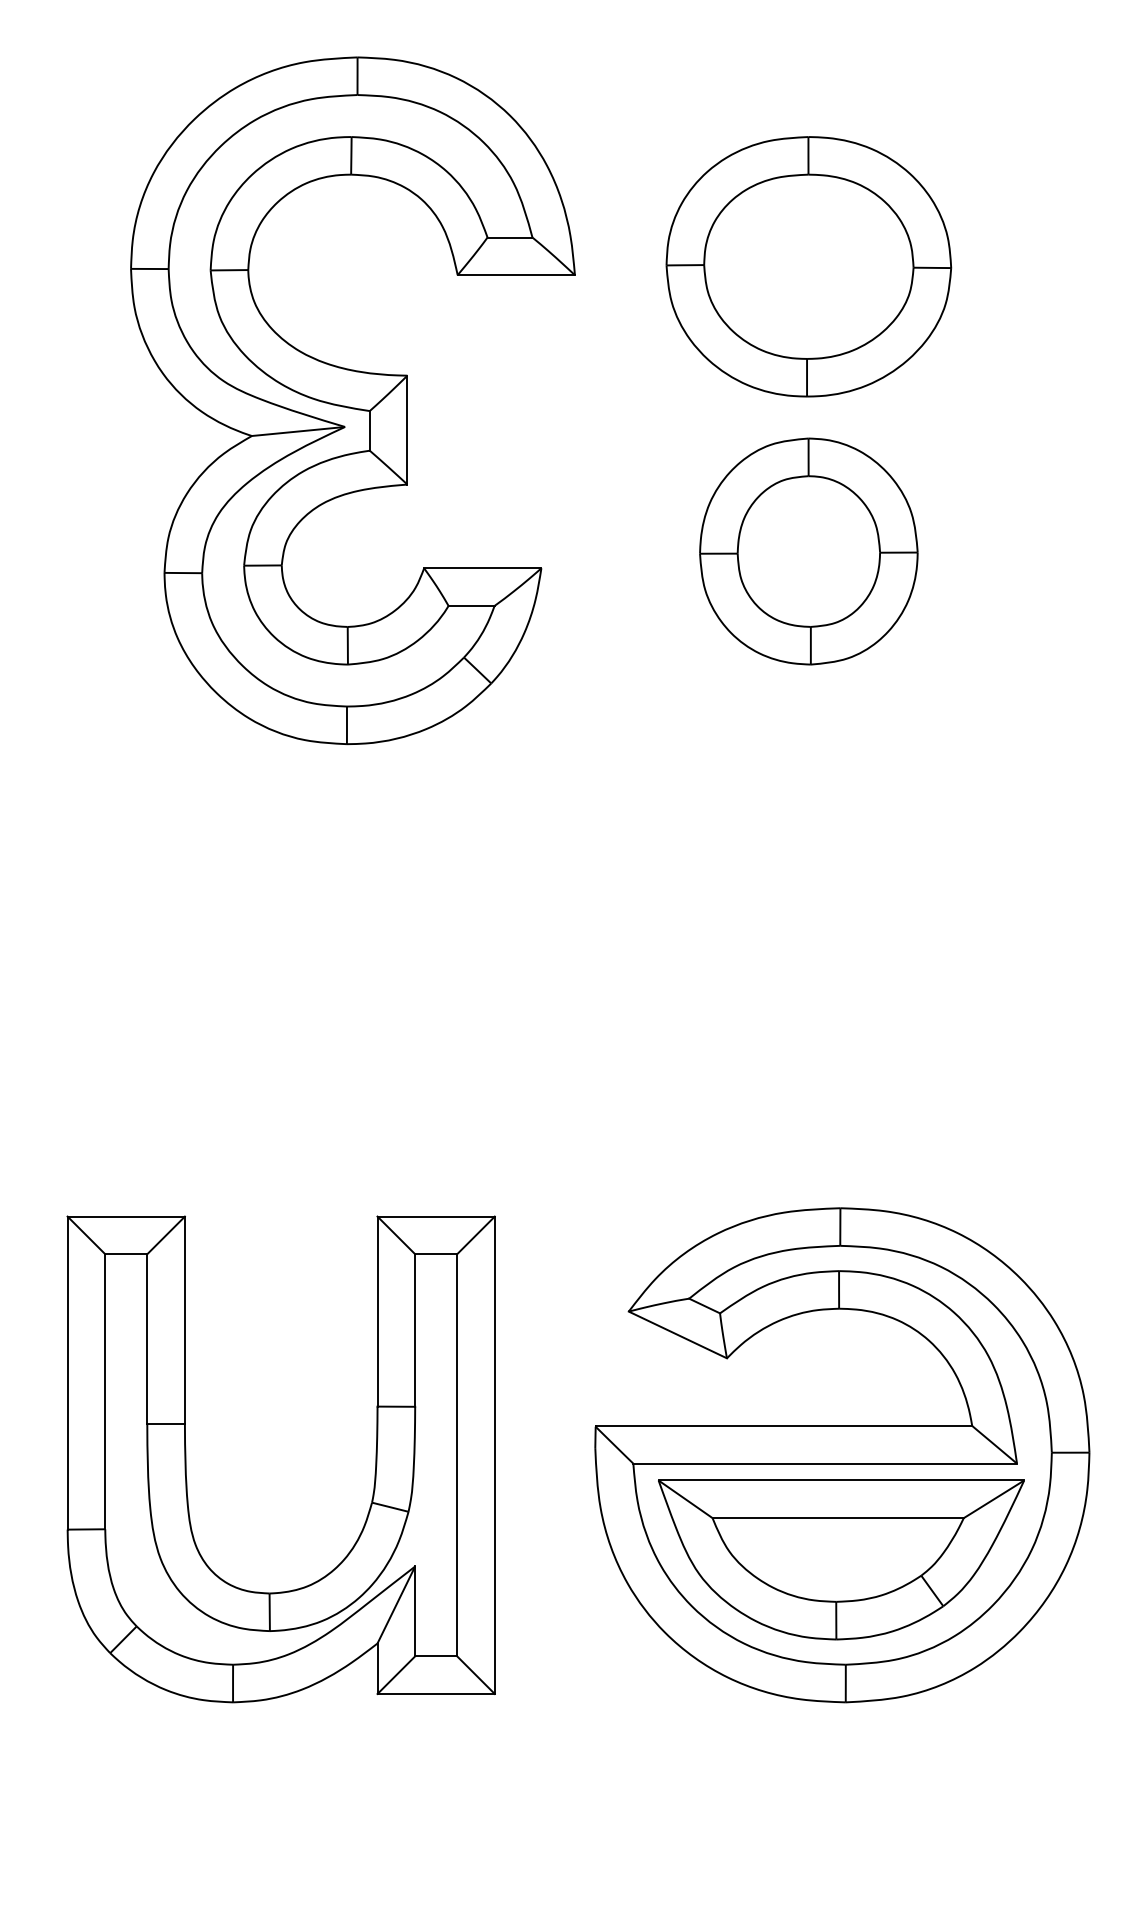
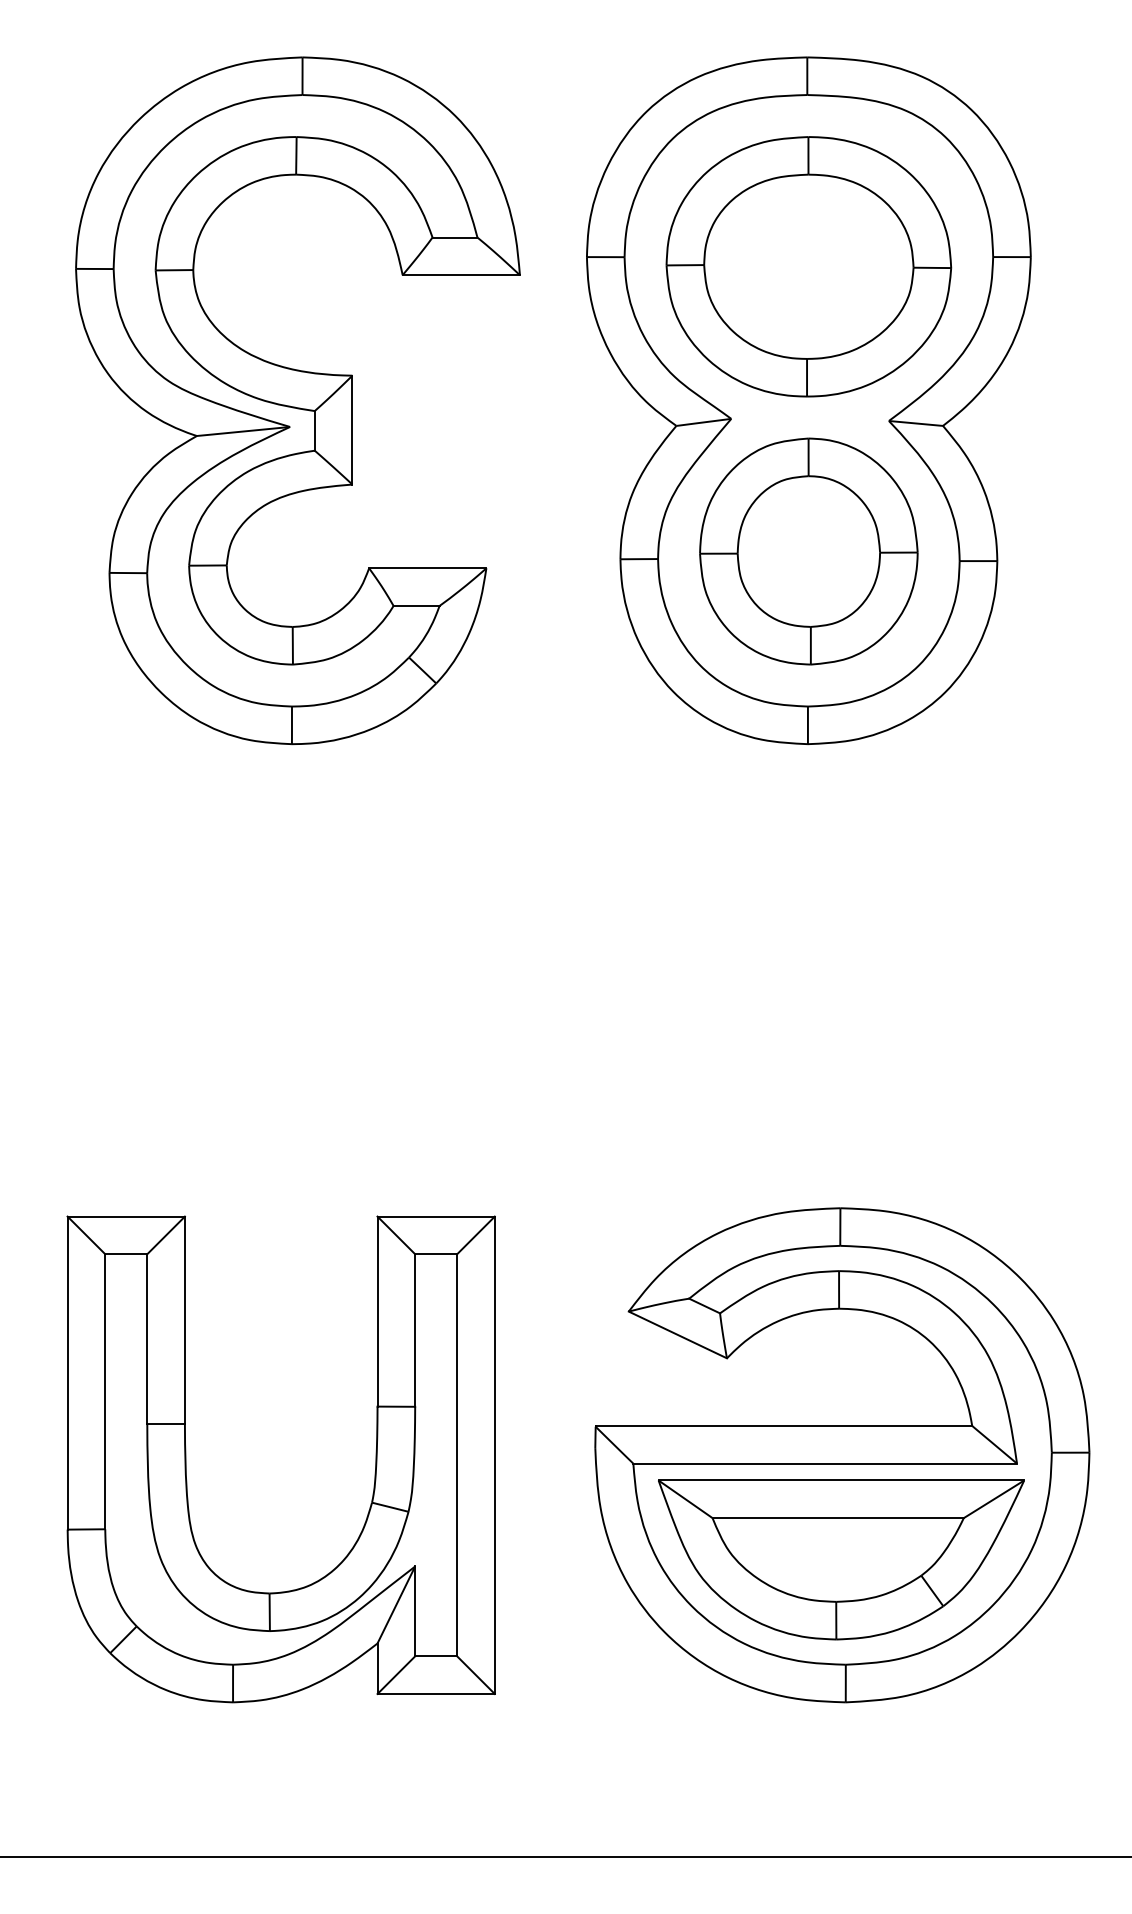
part position: (352, 400) -> (297, 400) (297, 400)
part: none -> present (808, 400)
line: none -> present (565, 1856)
